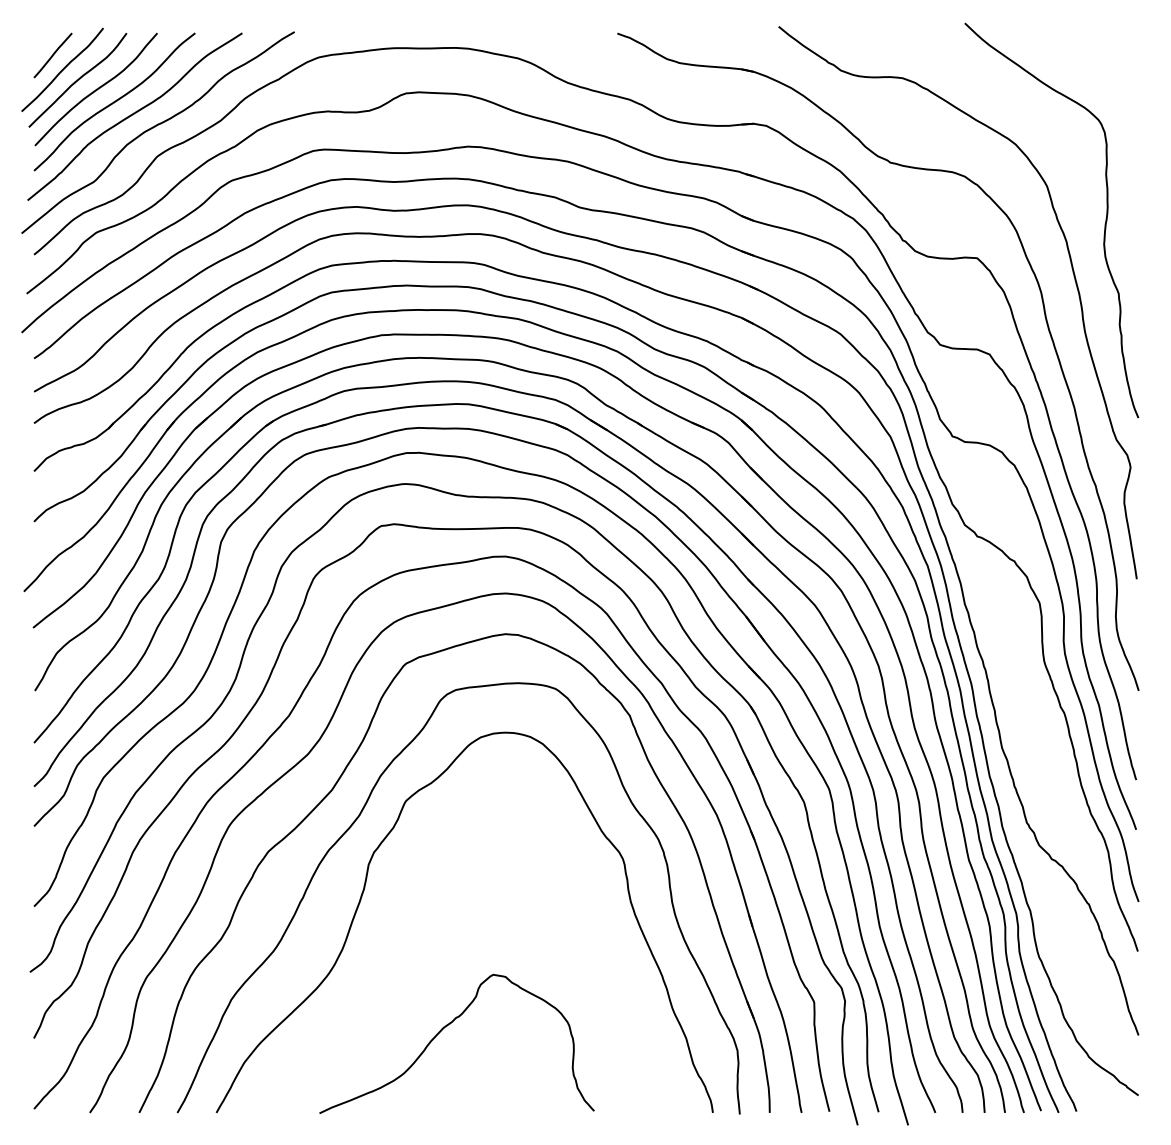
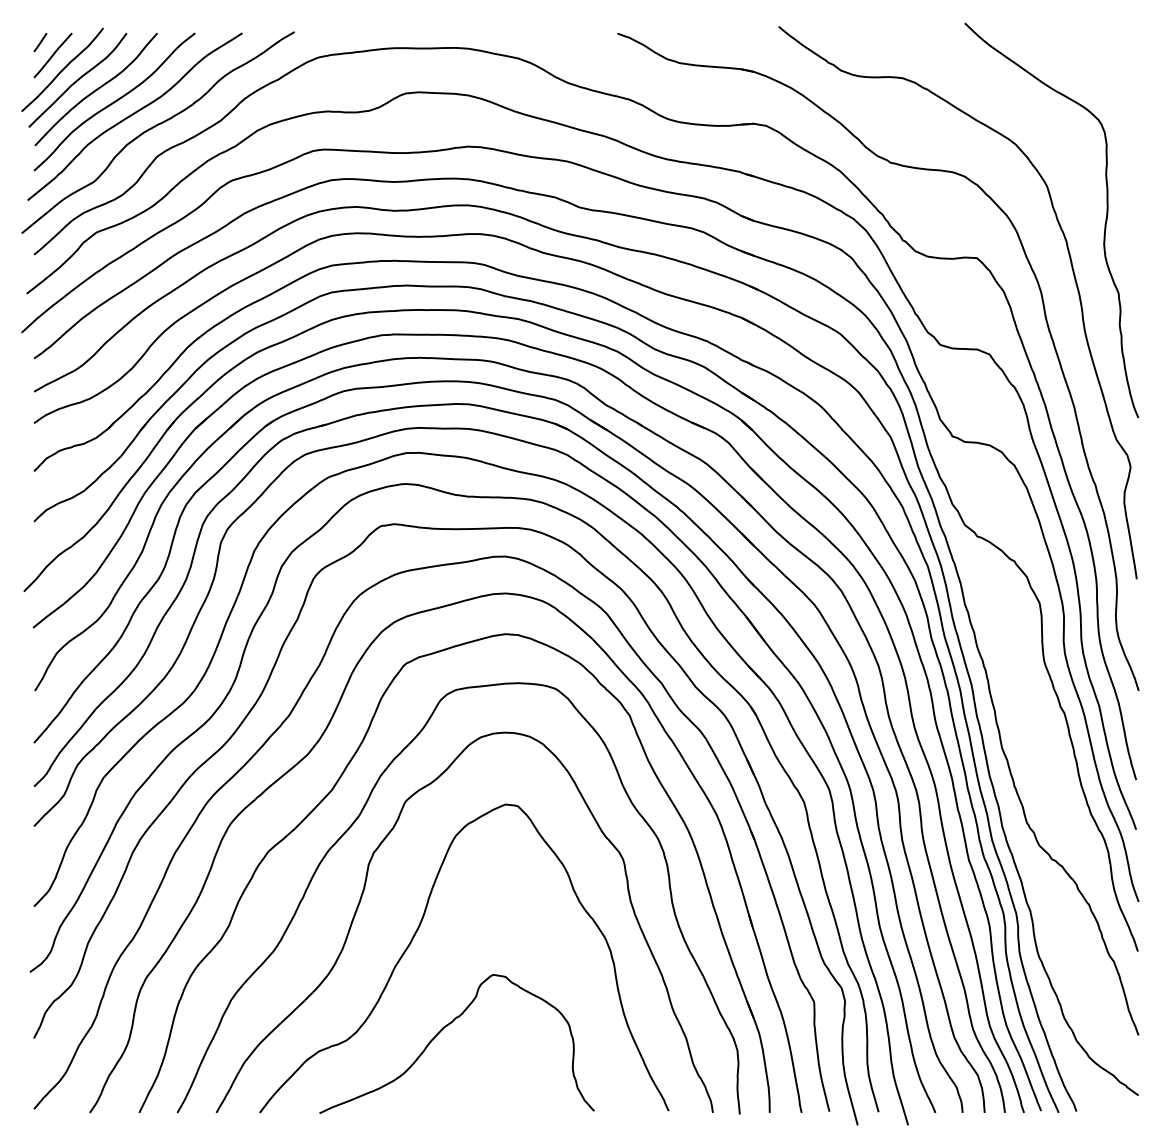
line: none -> present (40, 42)
curve: none -> present (418, 930)
